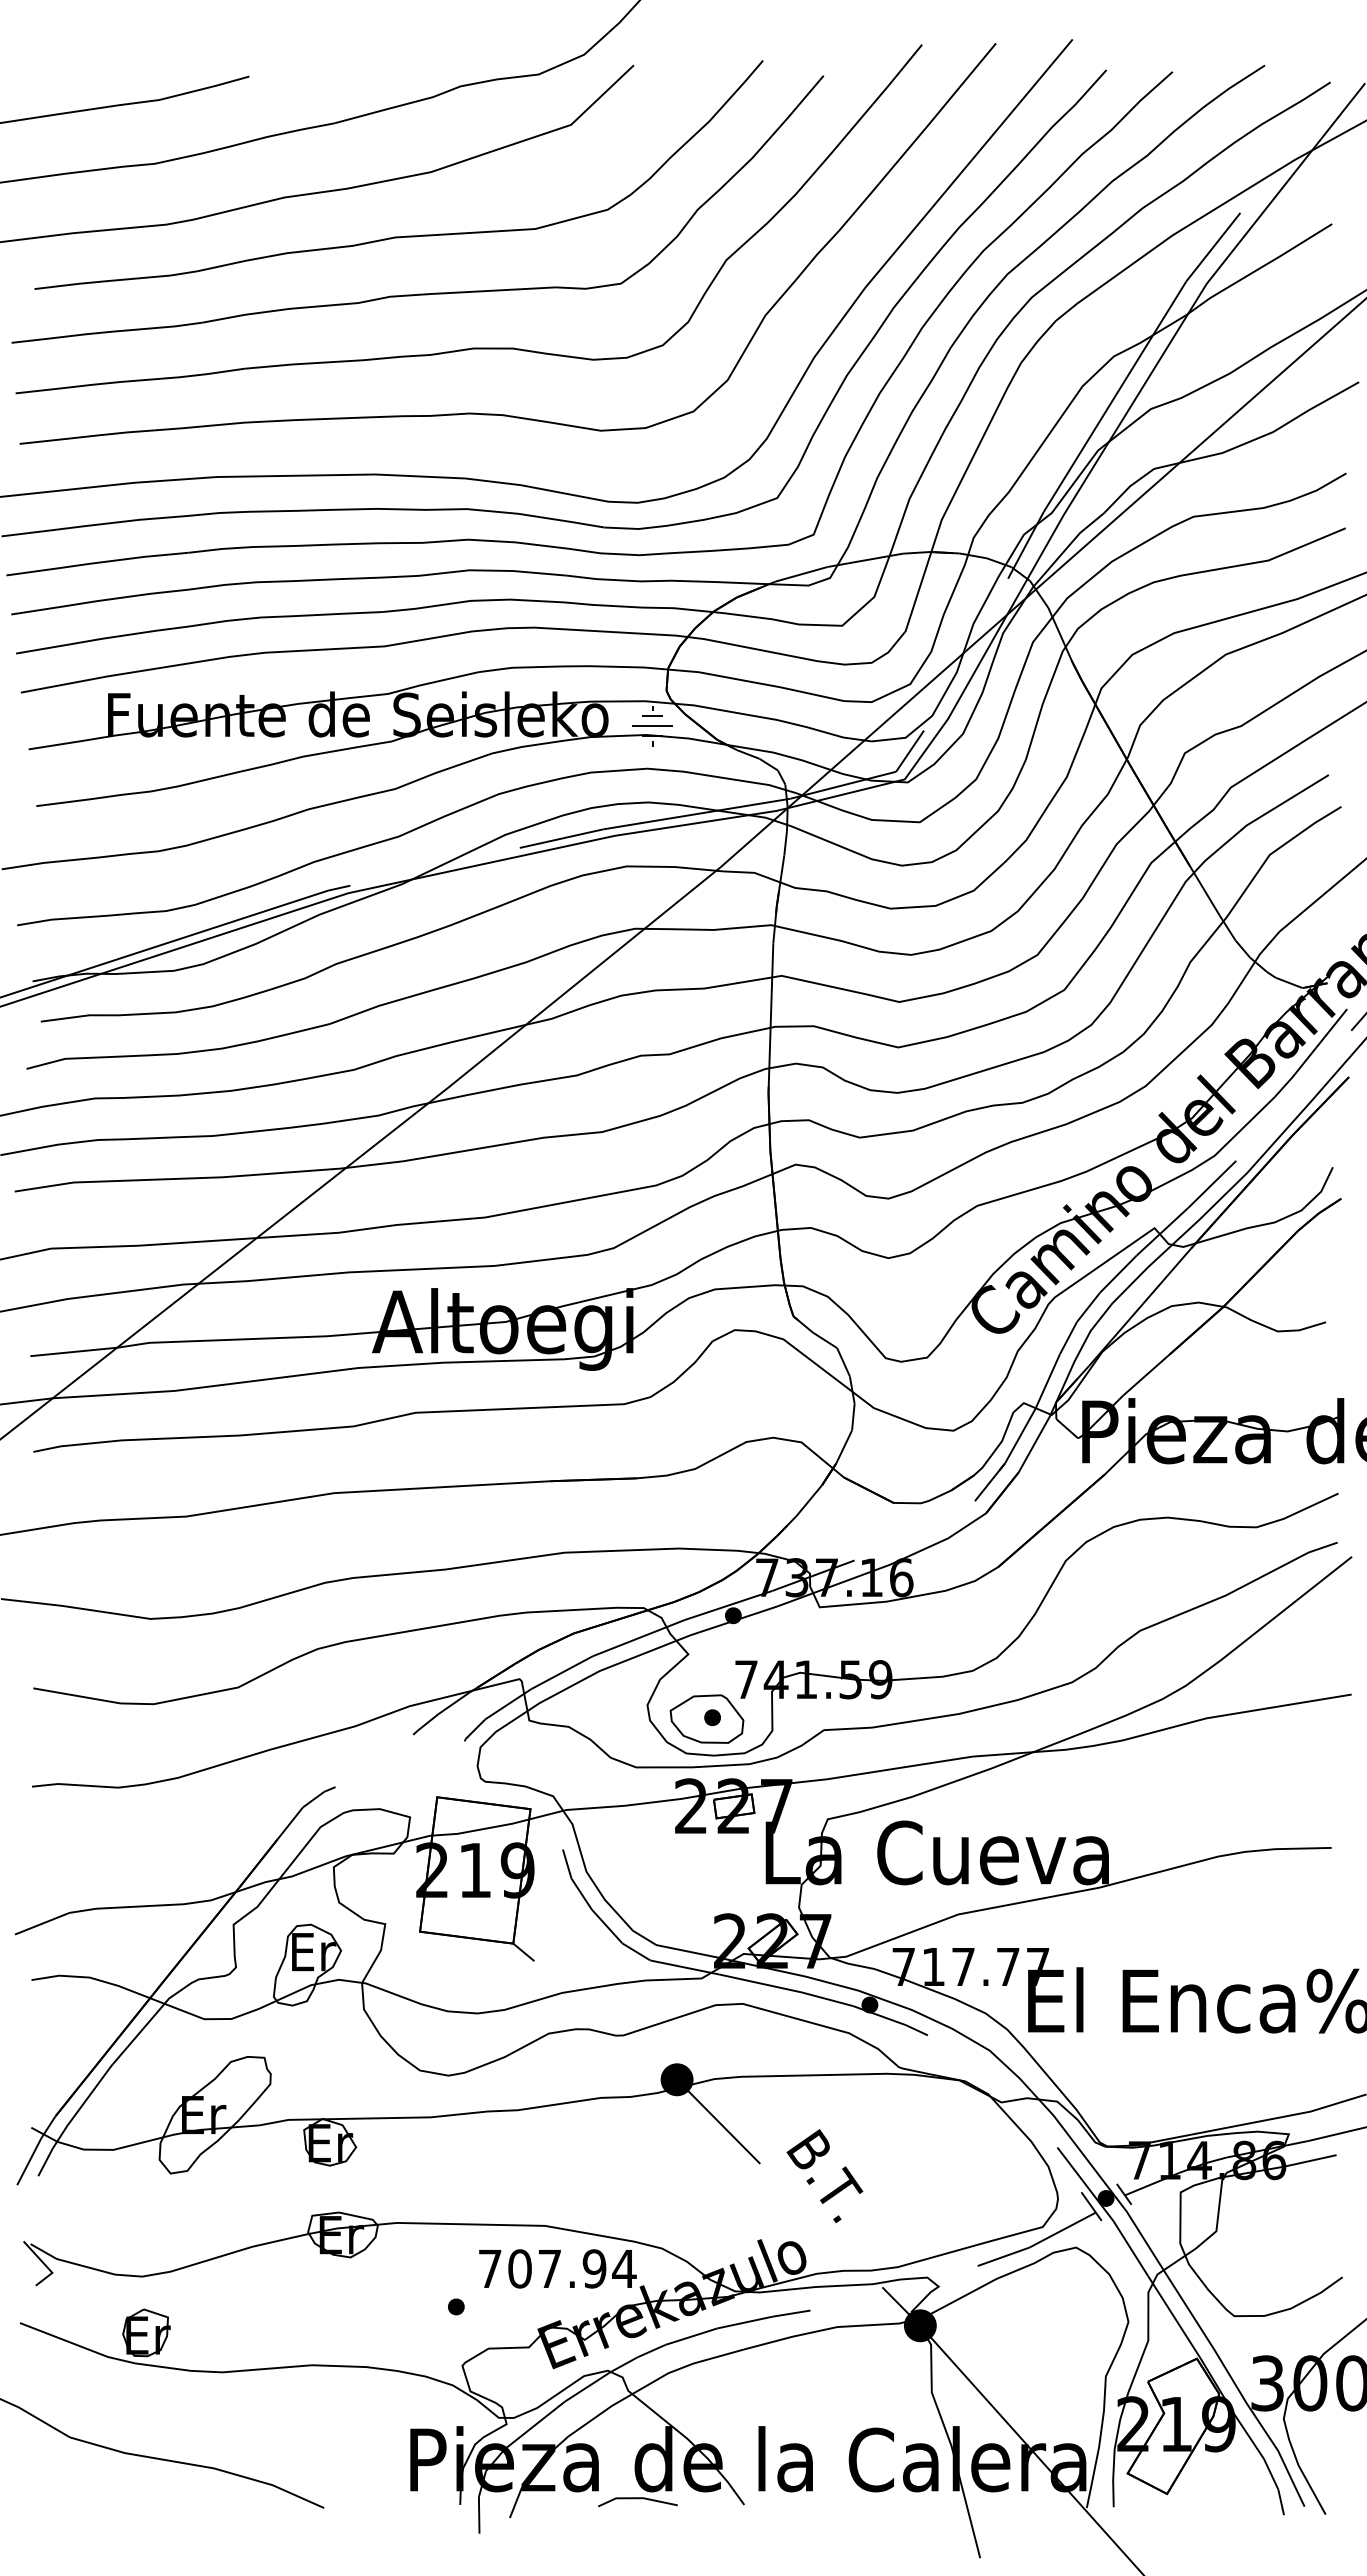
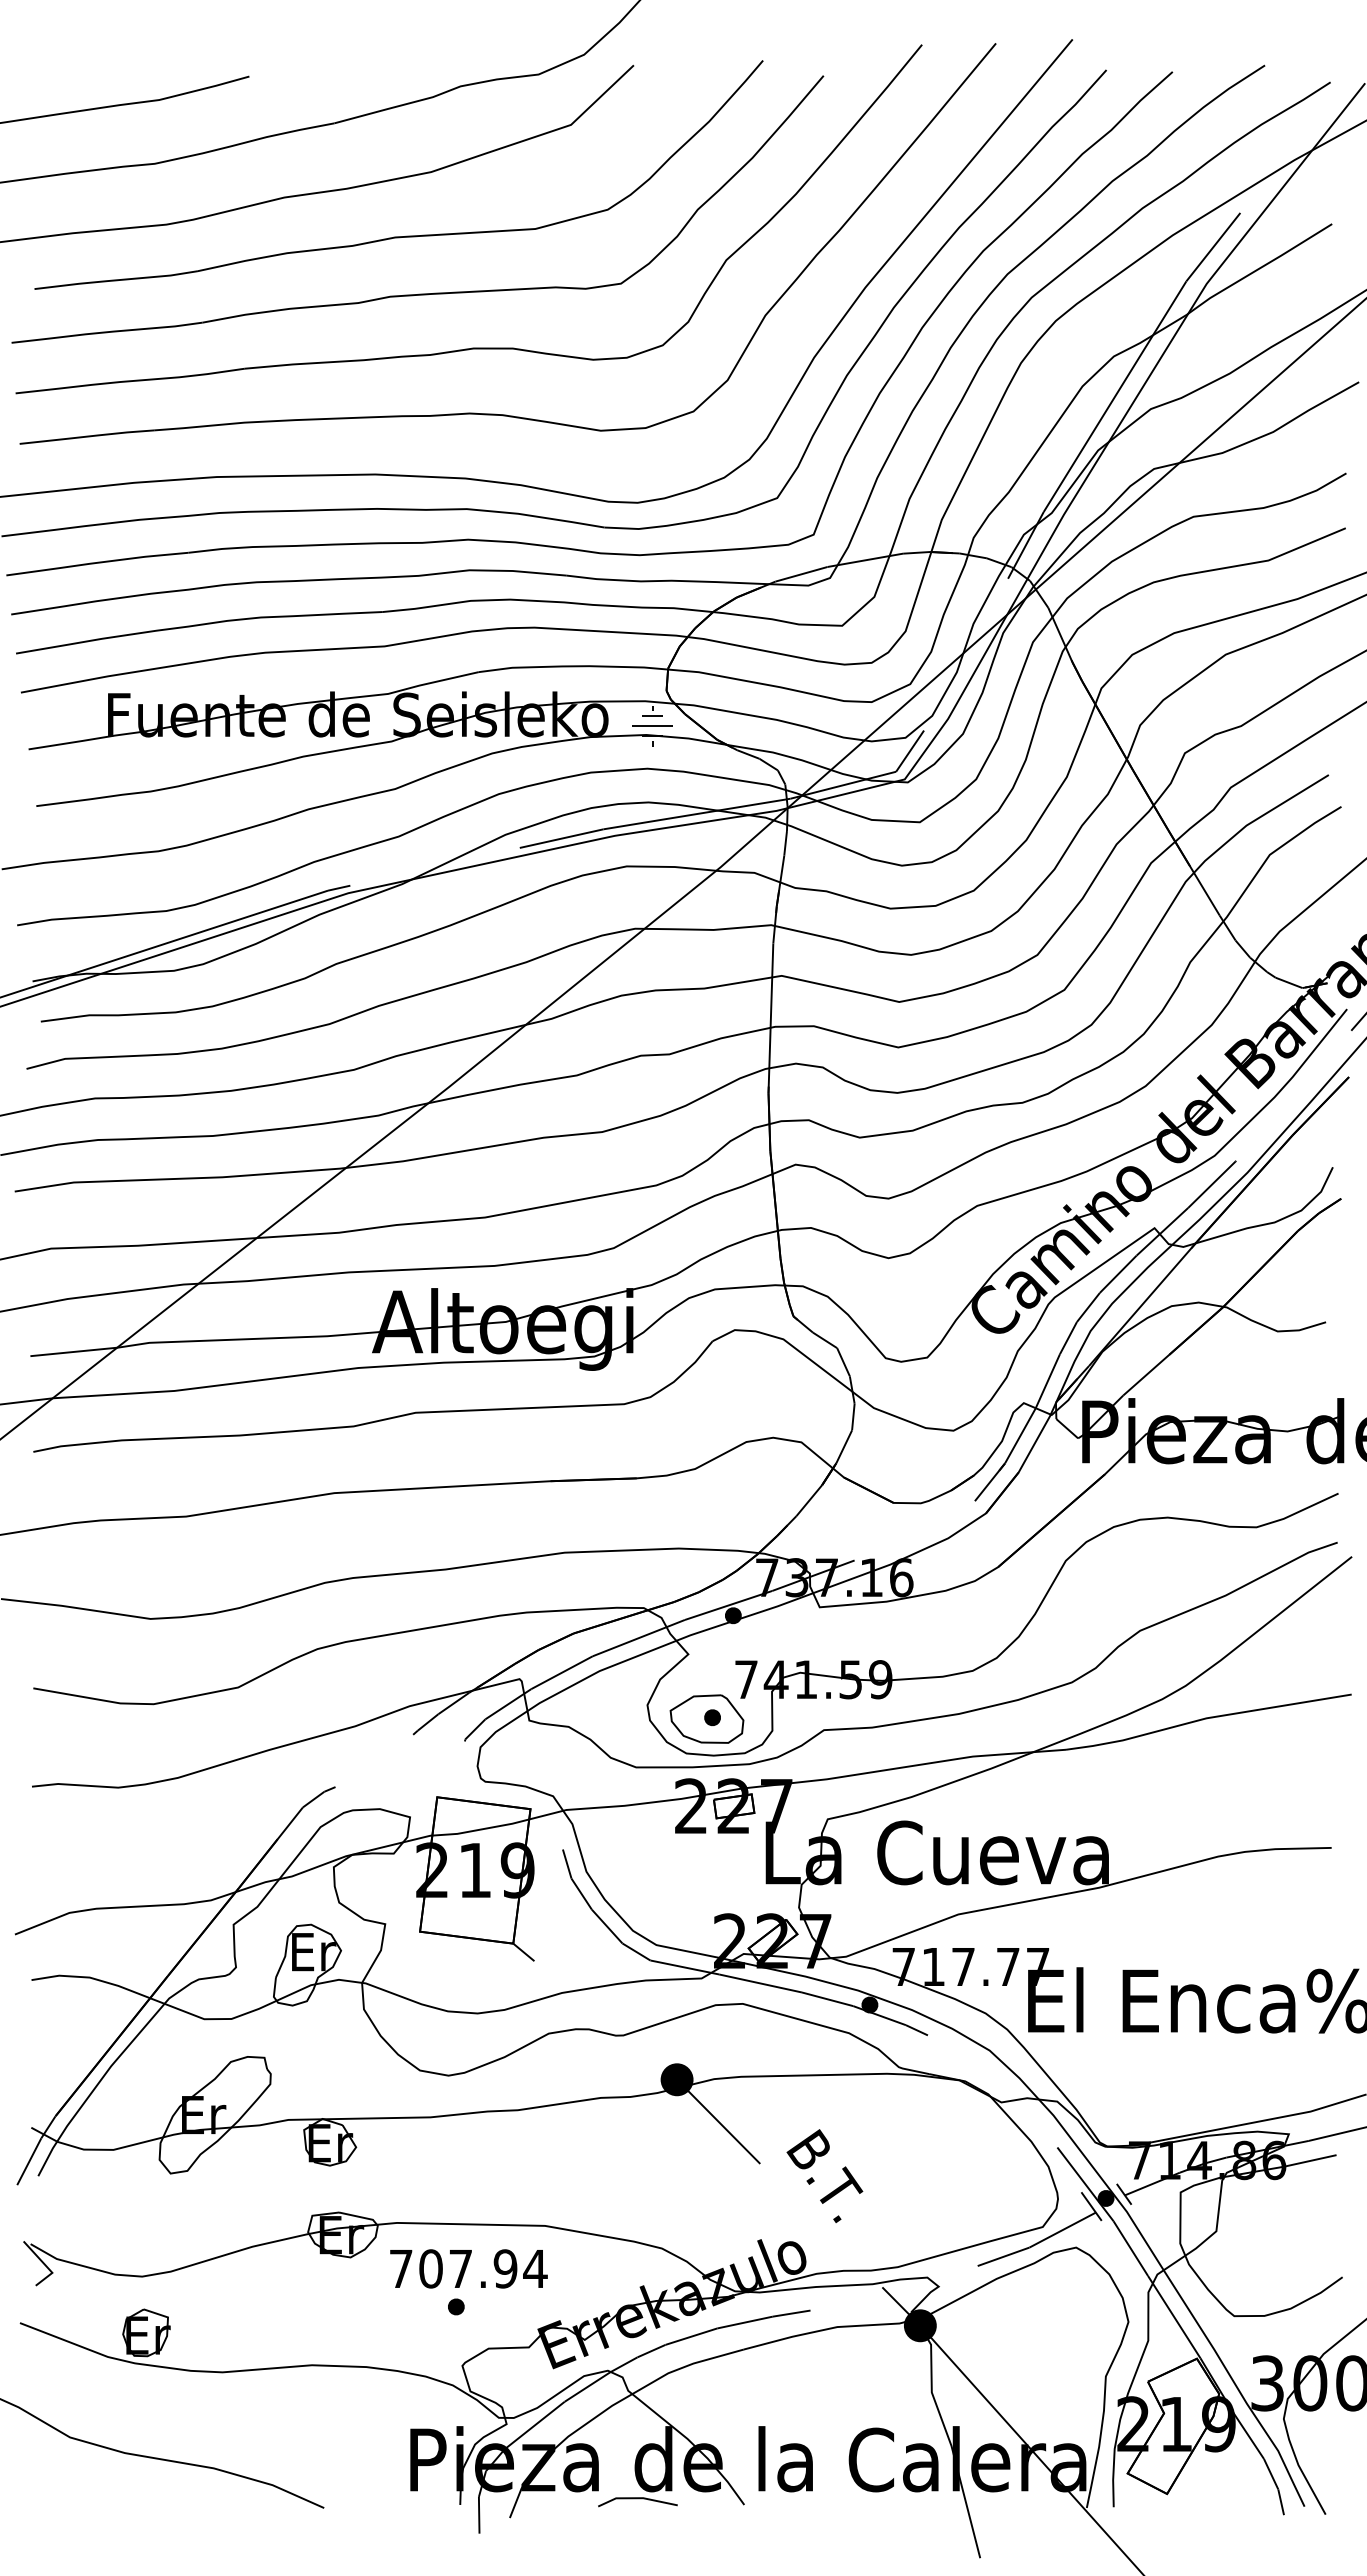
text position: (557, 2268) -> (468, 2268) (468, 2268)
